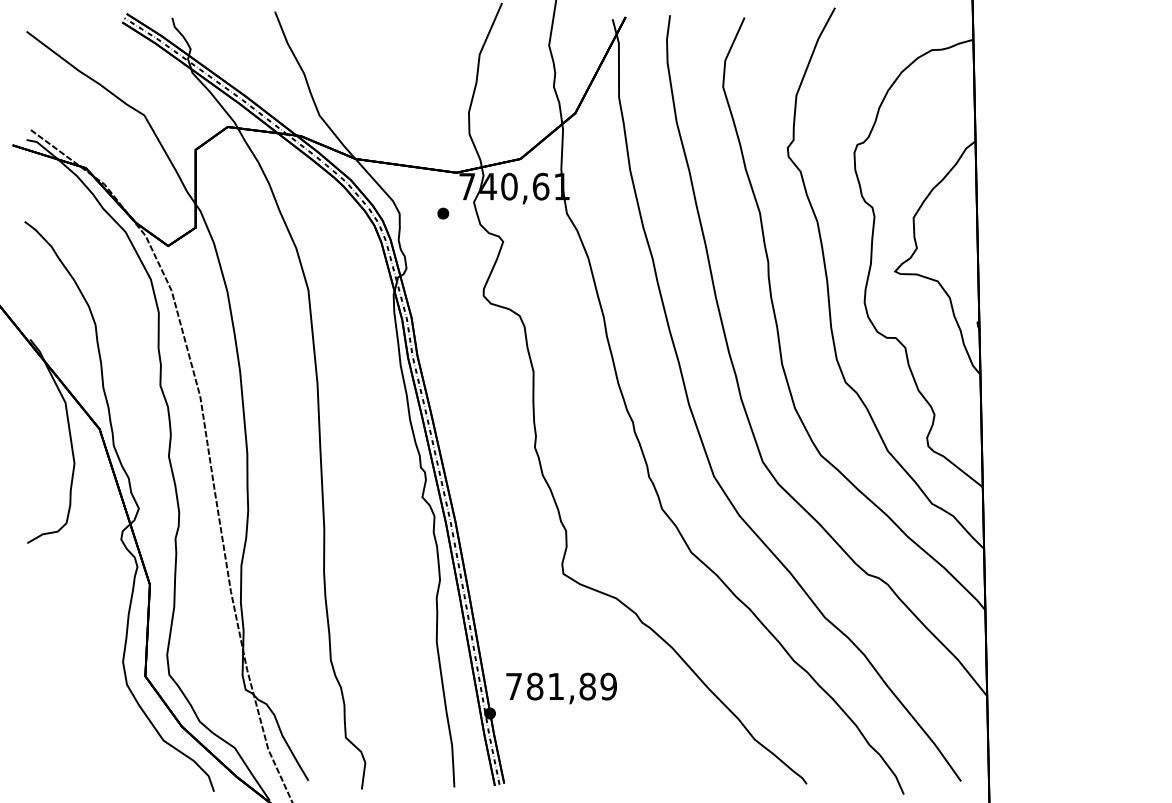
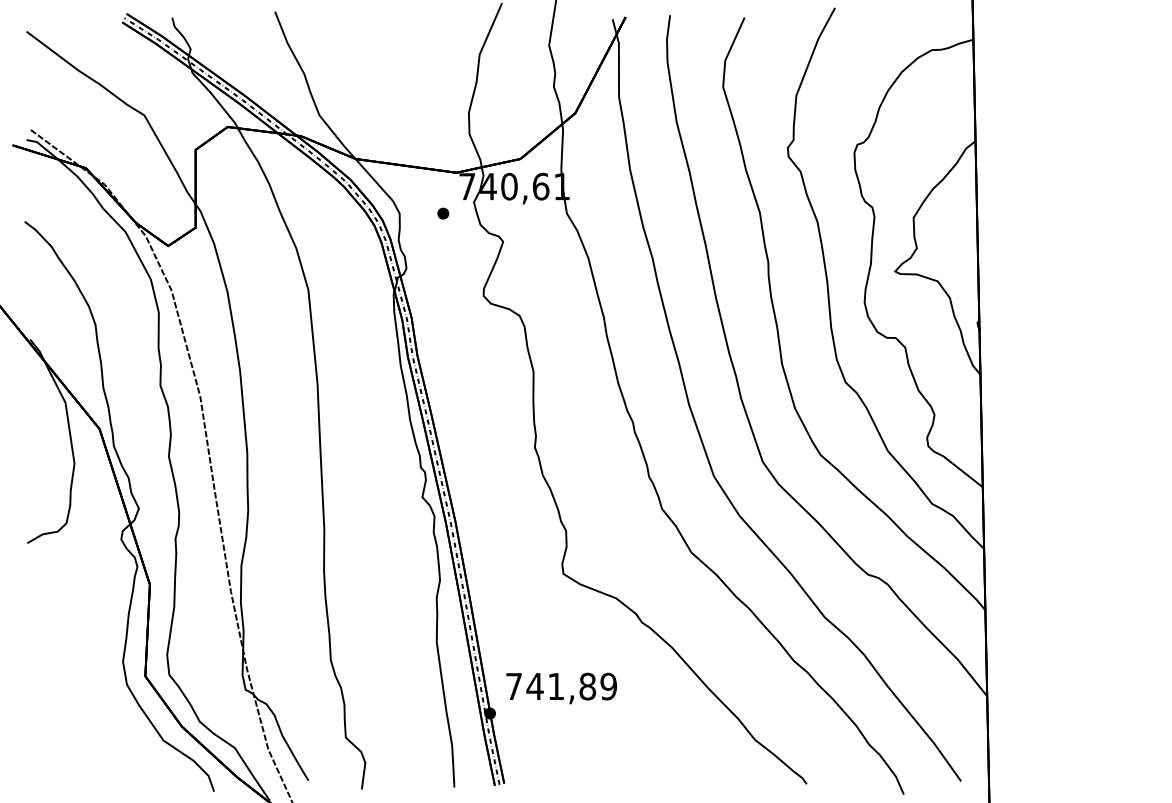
text: 781,89 -> 741,89 (534, 686)
